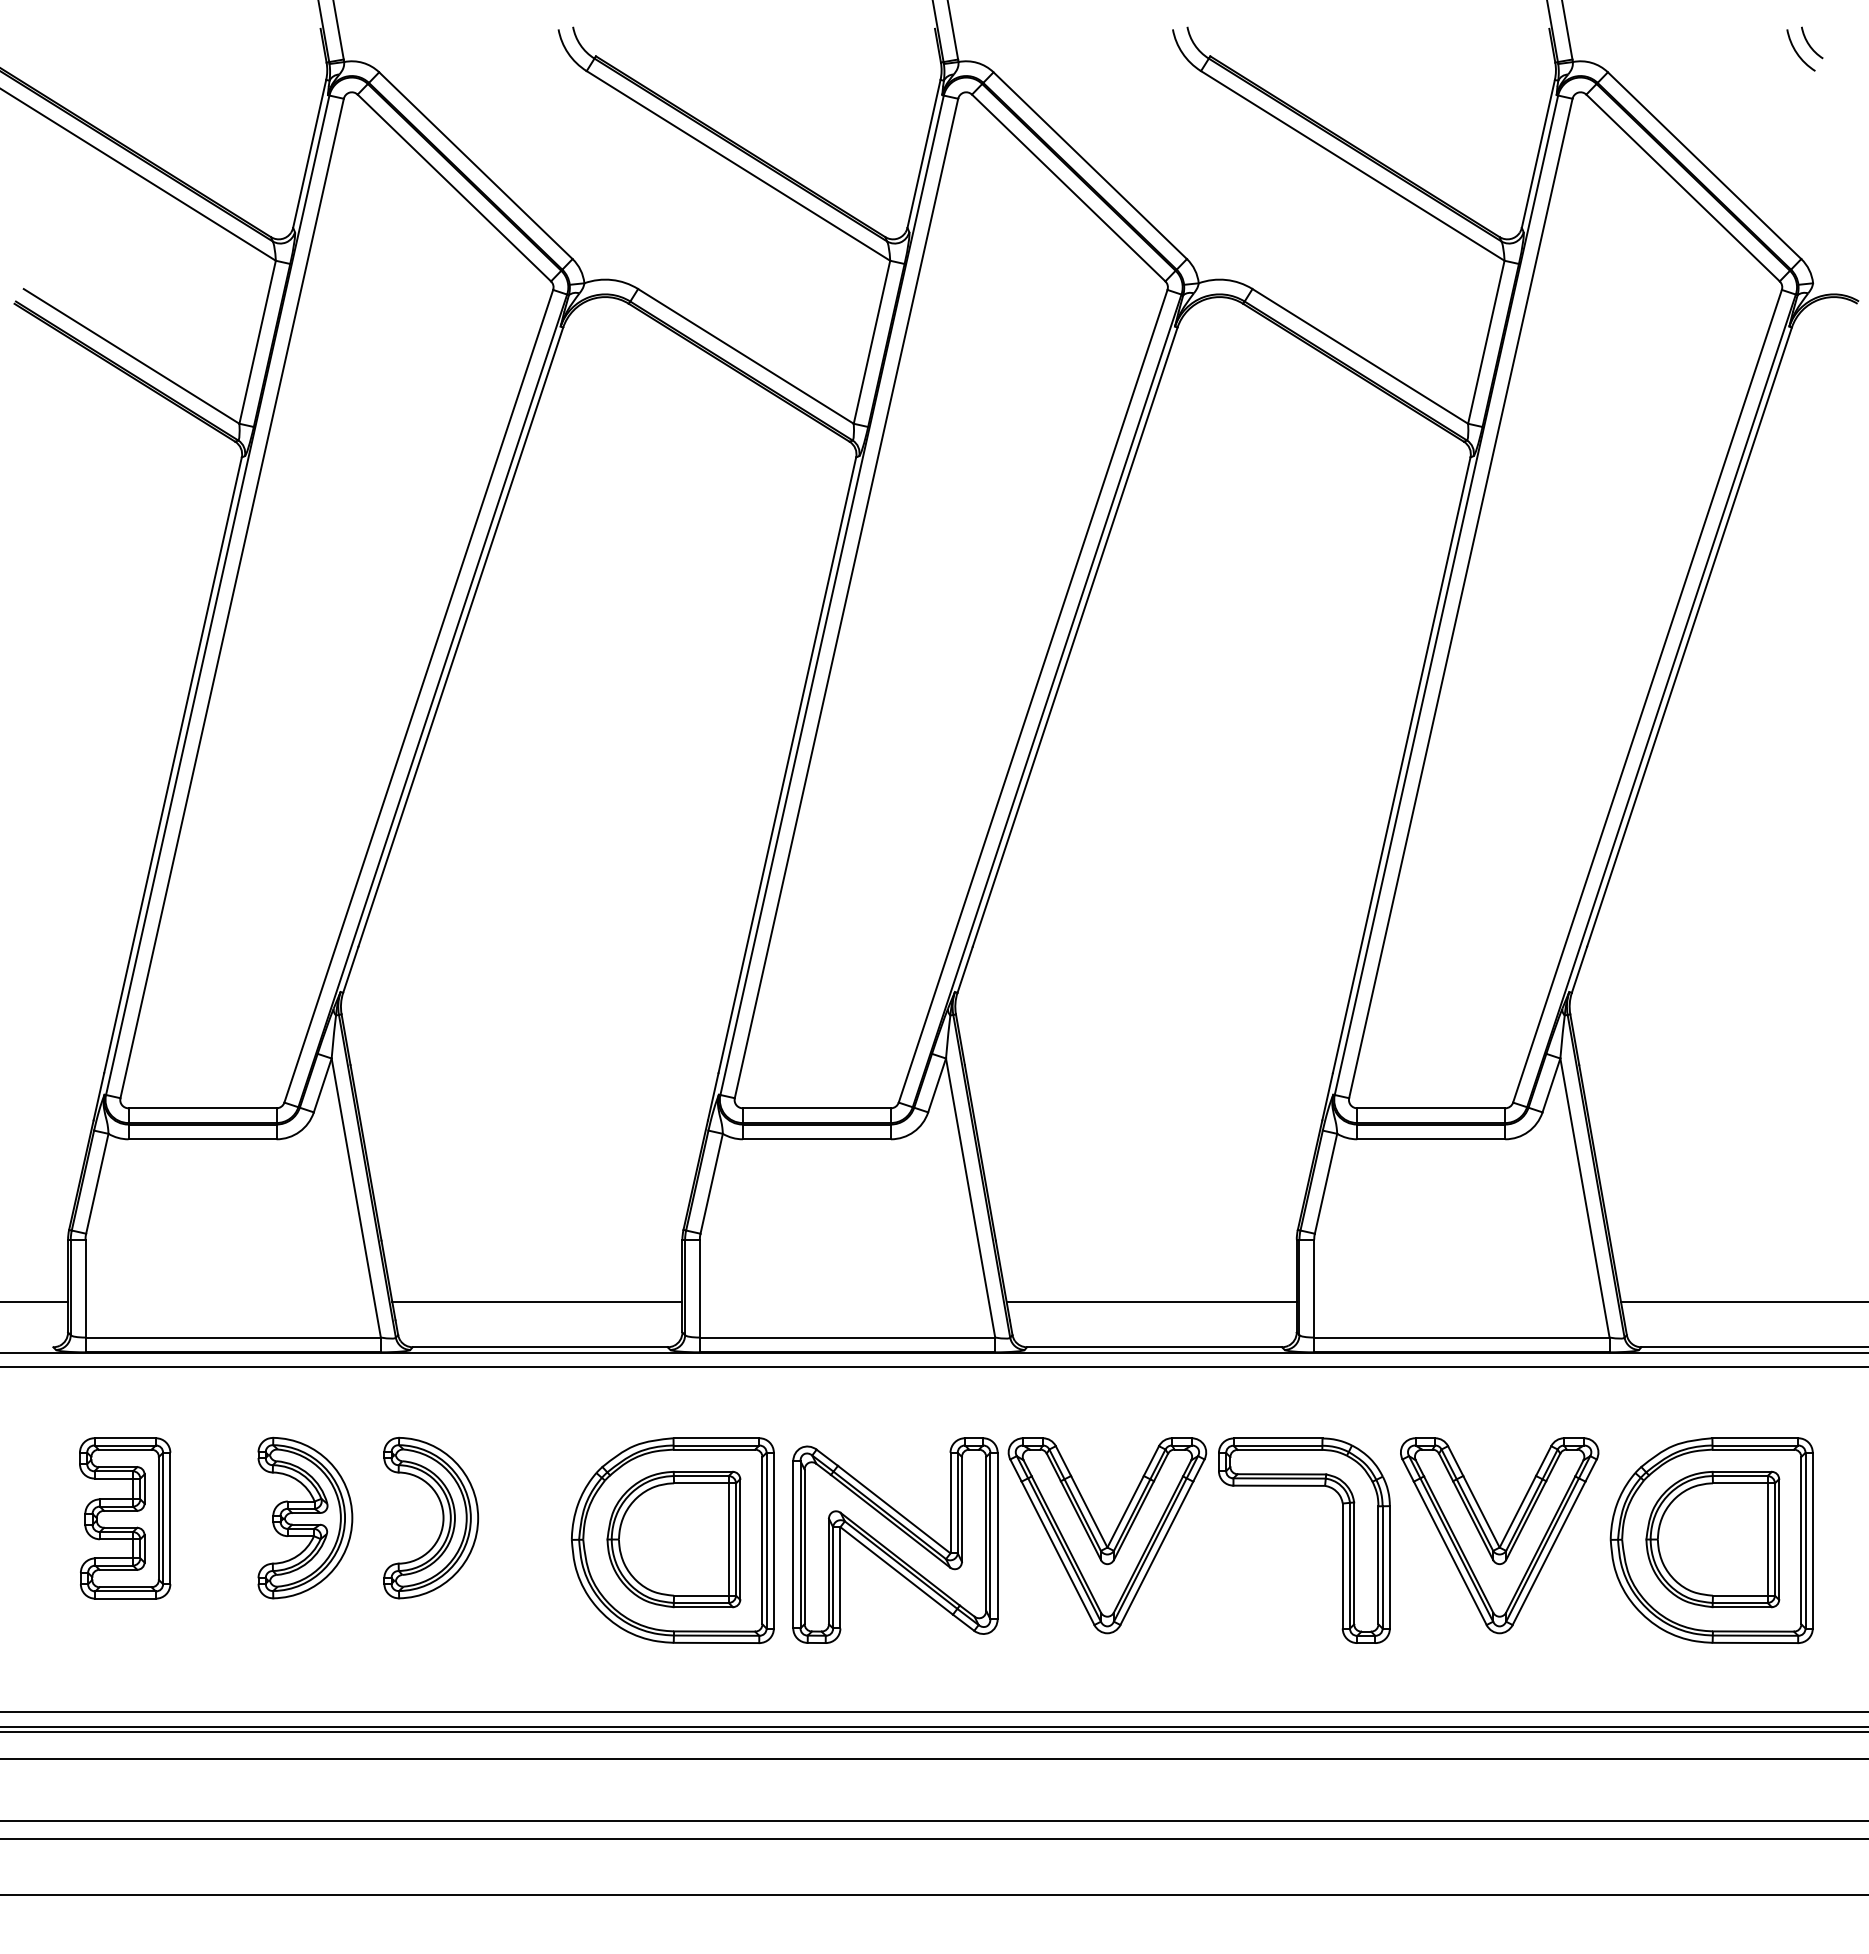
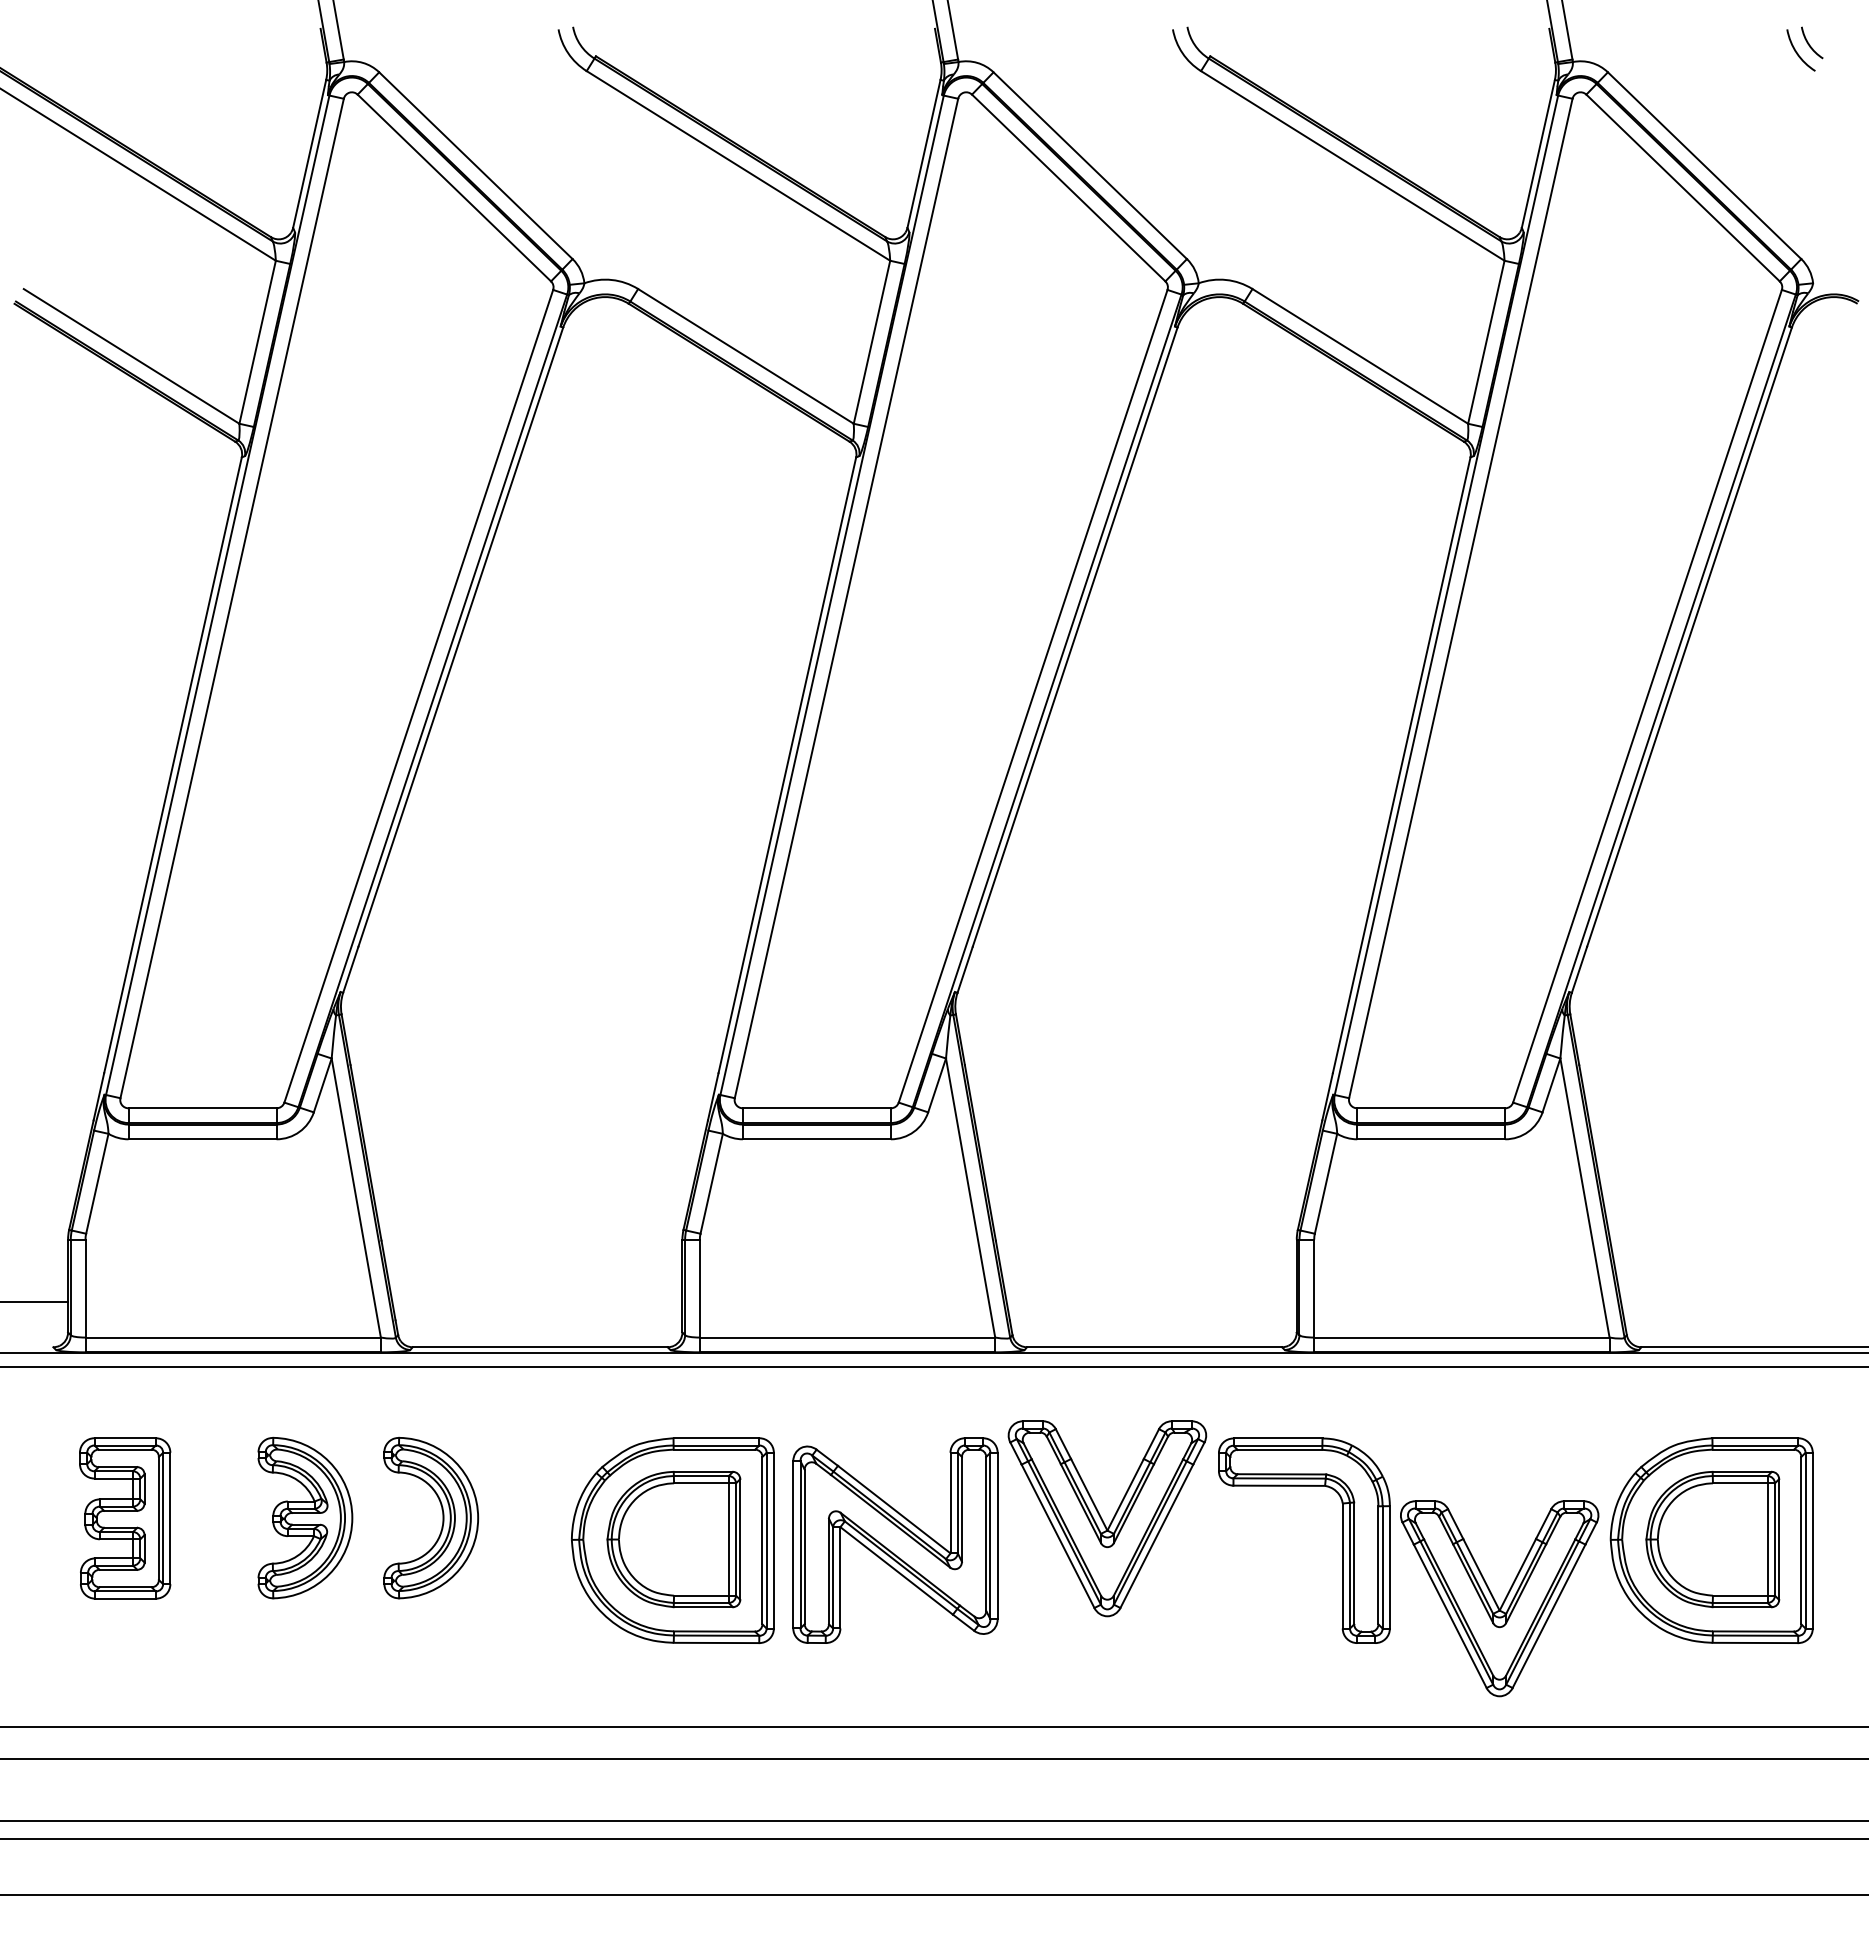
line: present -> none (537, 1301)
line: present -> none (1151, 1301)
line: present -> none (1742, 1301)
part position: (1107, 1535) -> (1107, 1518) (1107, 1518)
part position: (1499, 1535) -> (1499, 1598) (1499, 1598)
line: present -> none (933, 1712)
line: present -> none (933, 1732)
